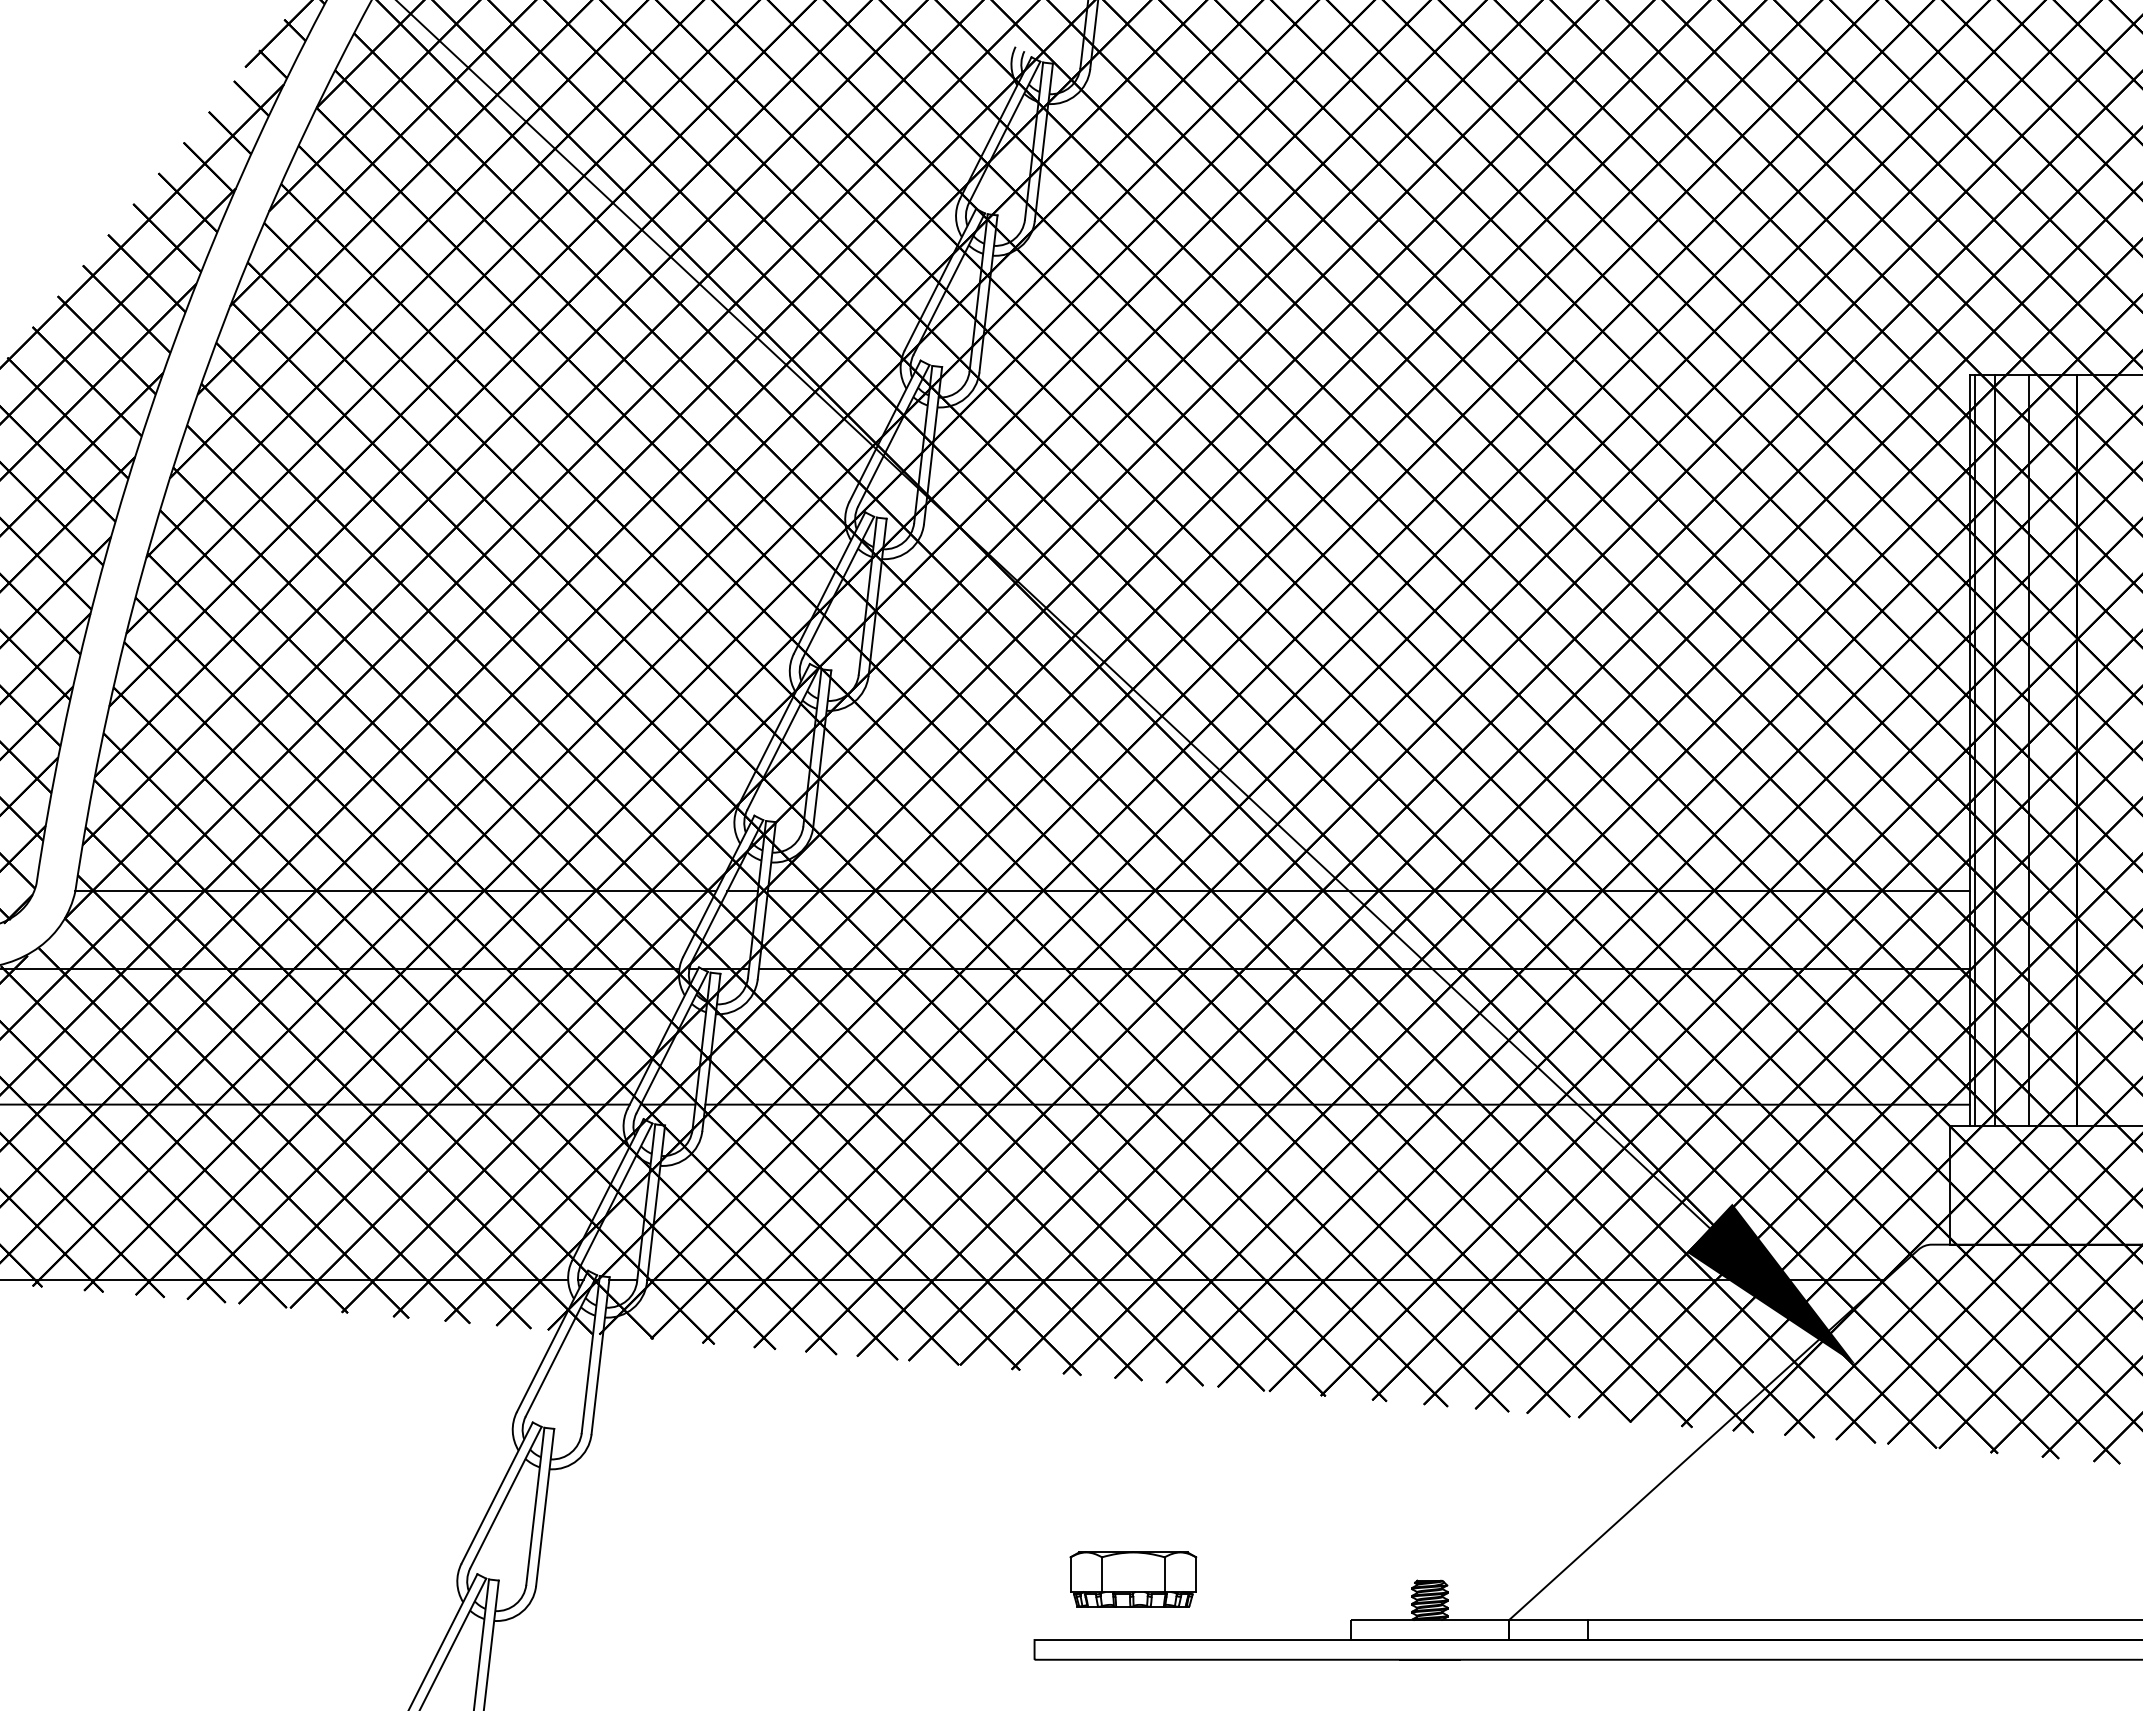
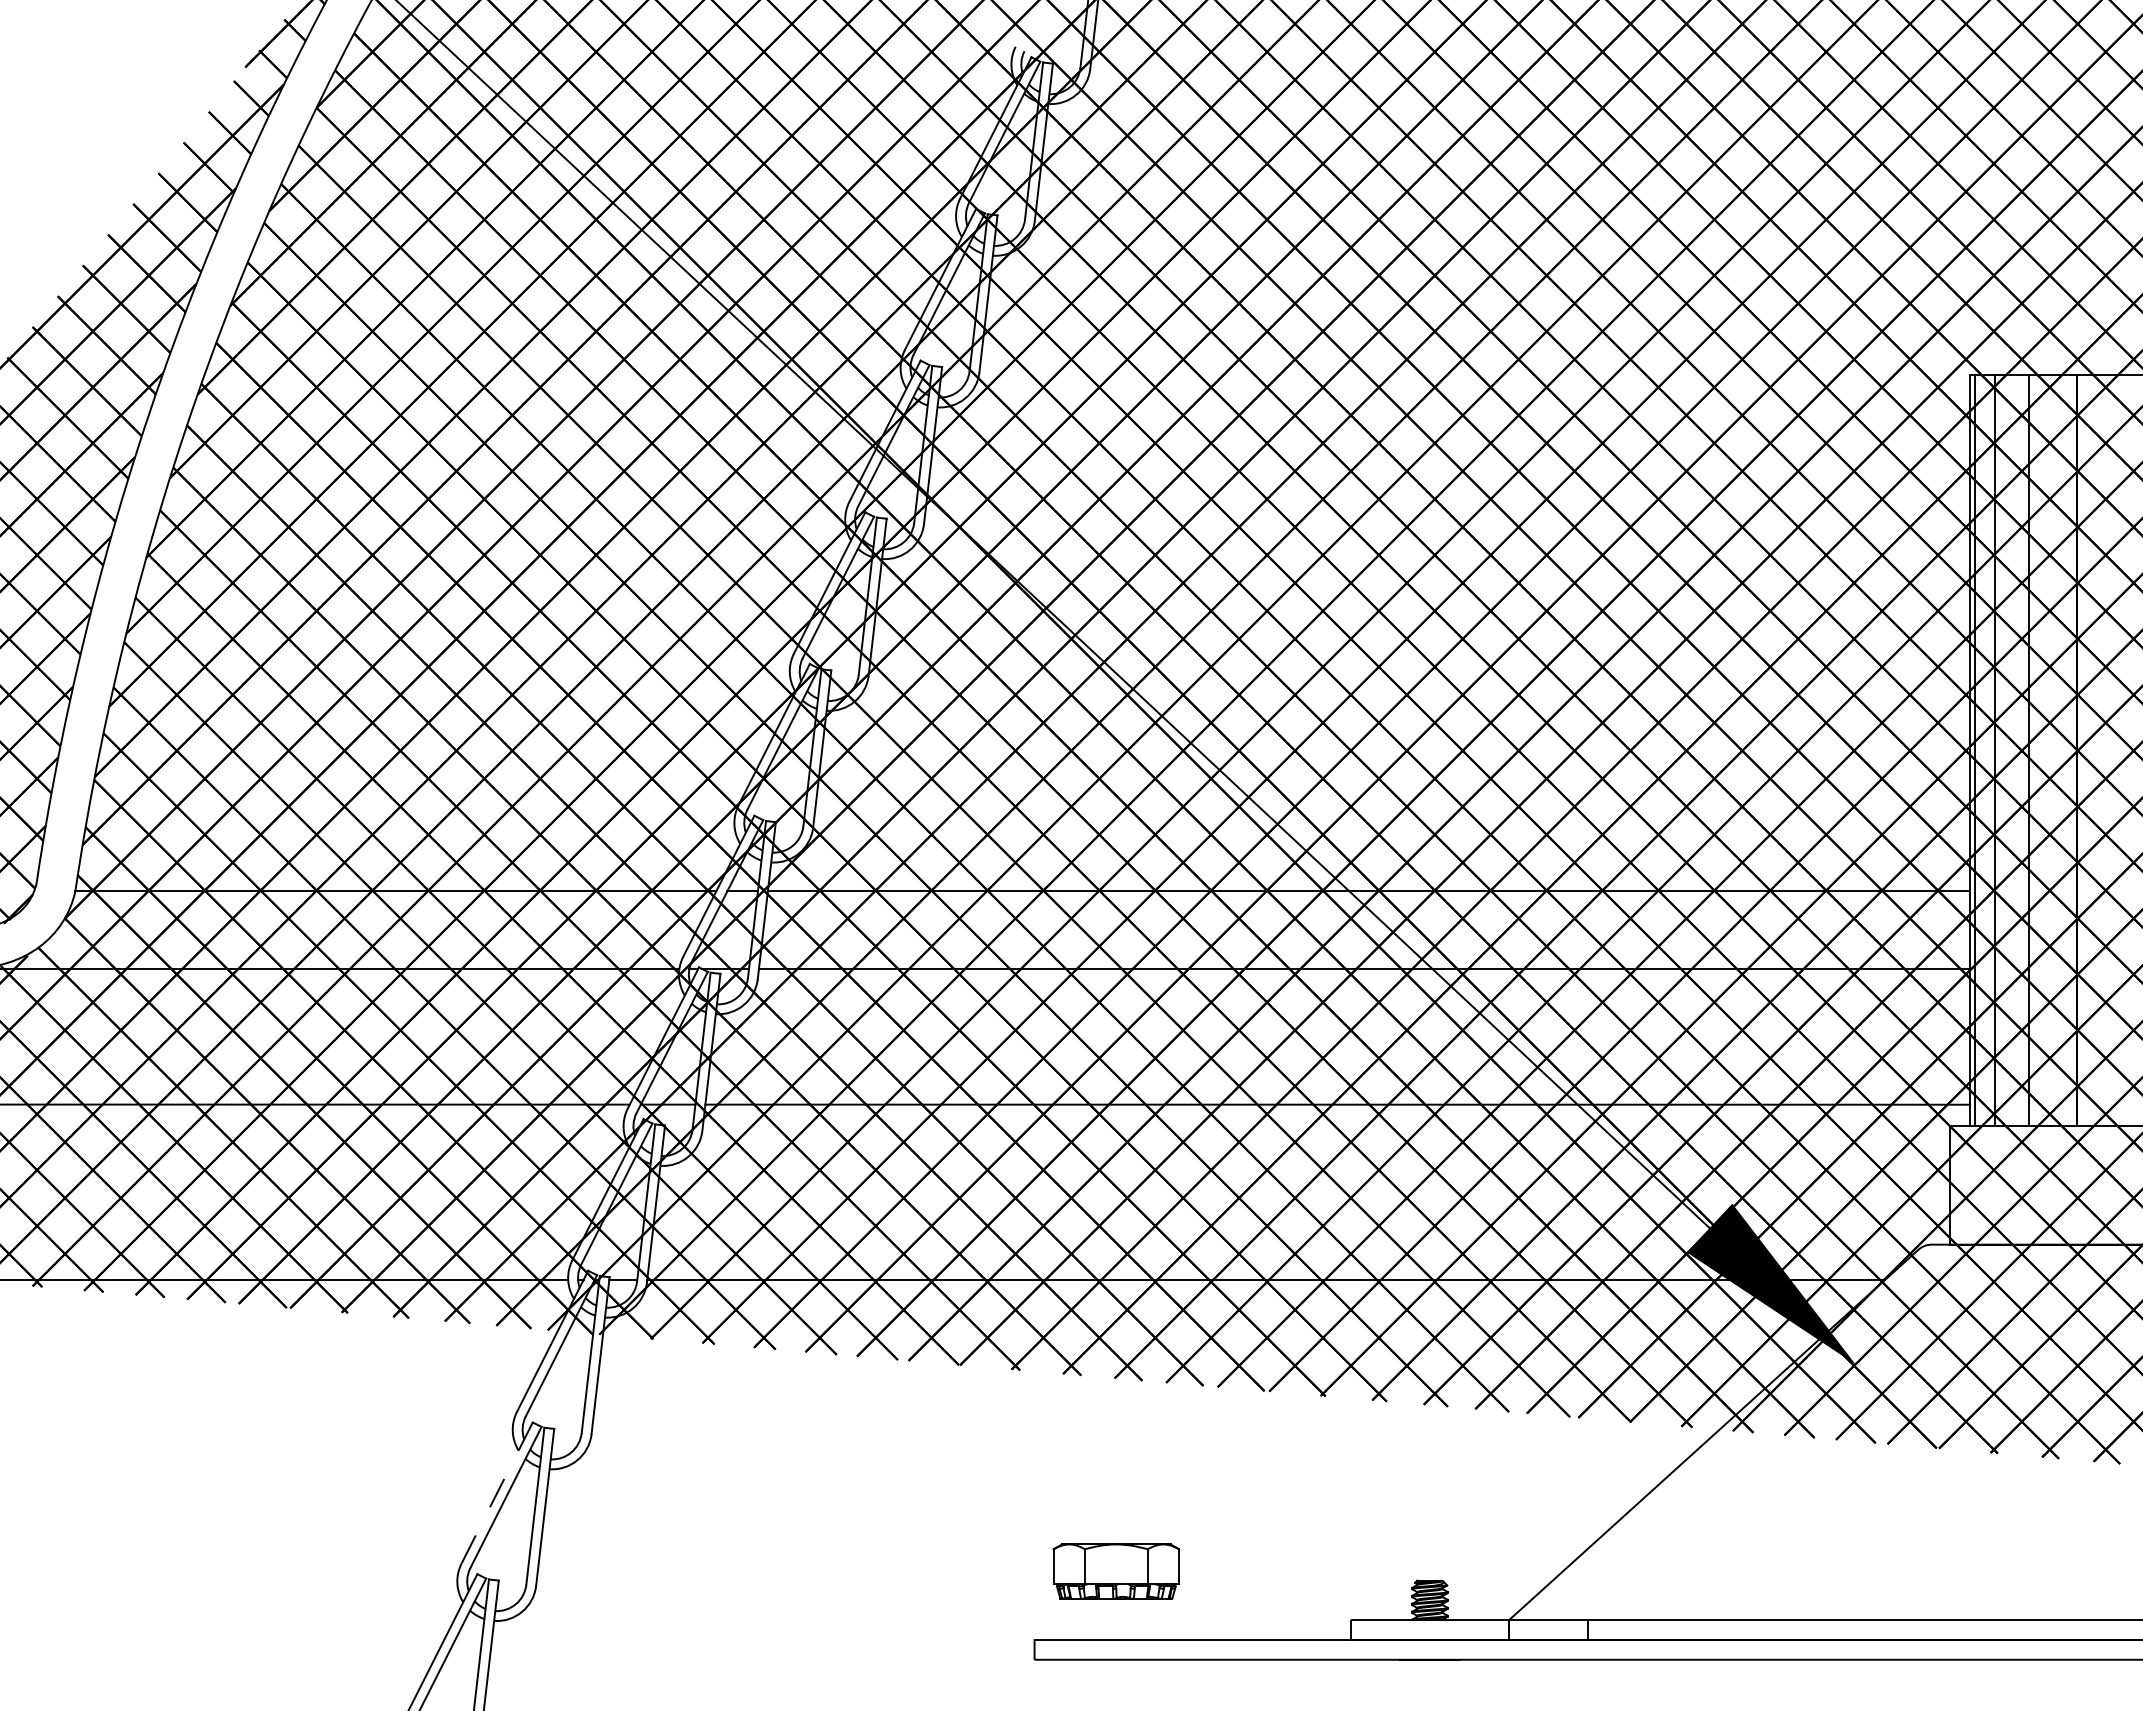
line: solid -> dashed (496, 1493)
part position: (1133, 1579) -> (1116, 1571) (1116, 1571)
